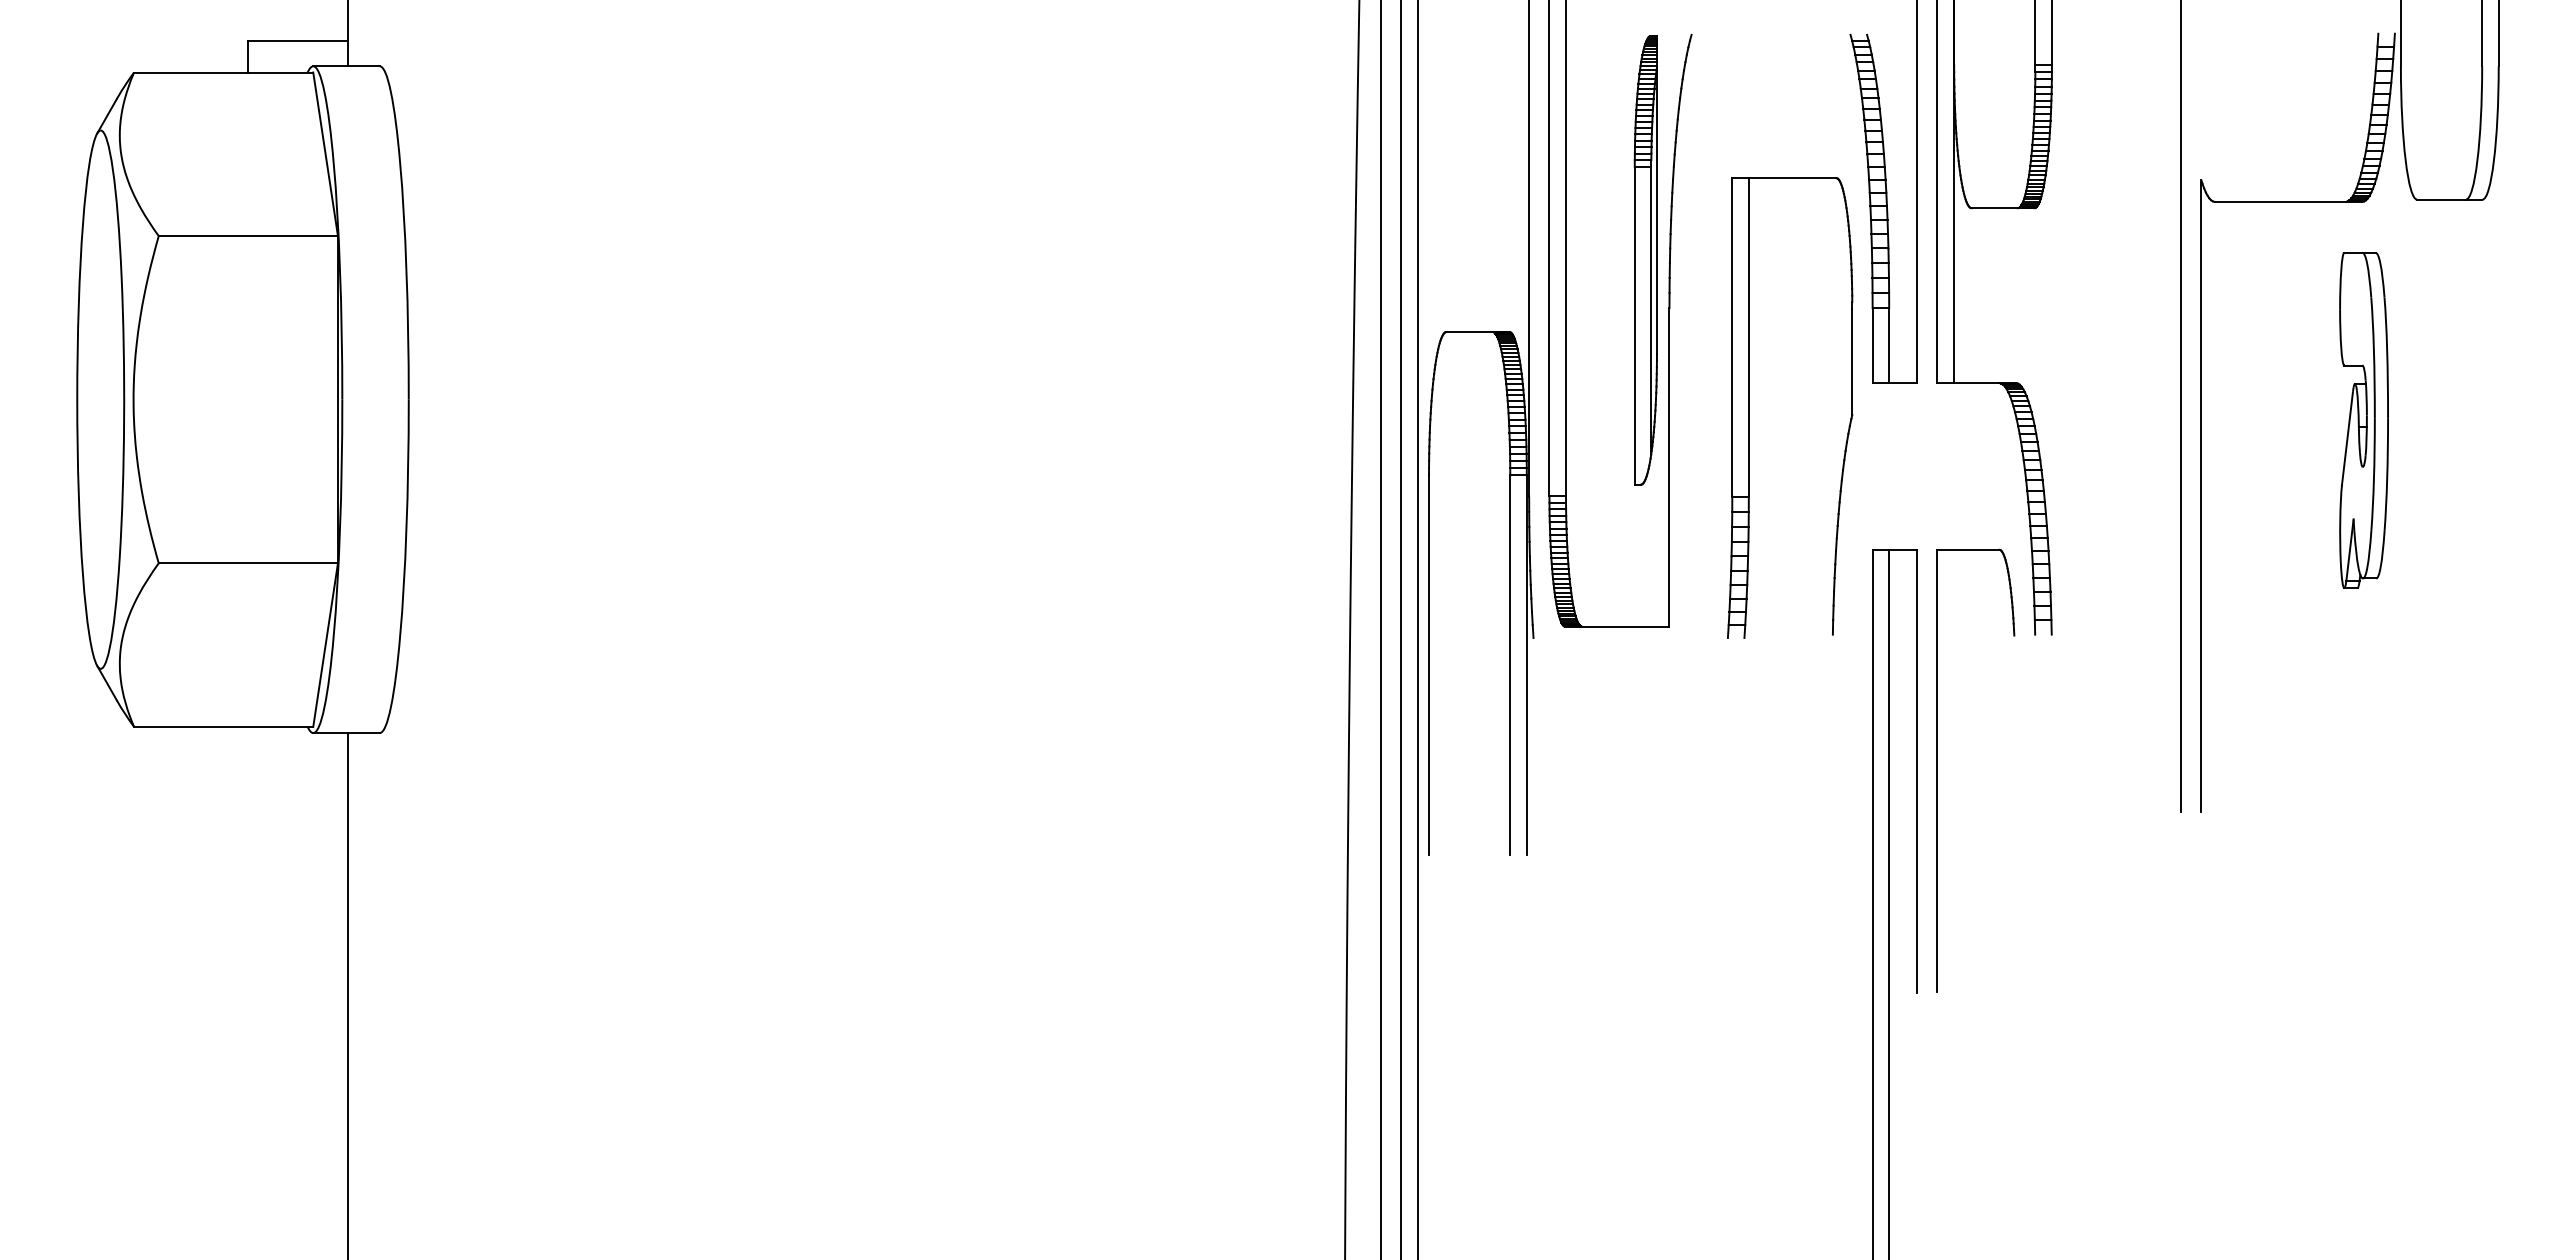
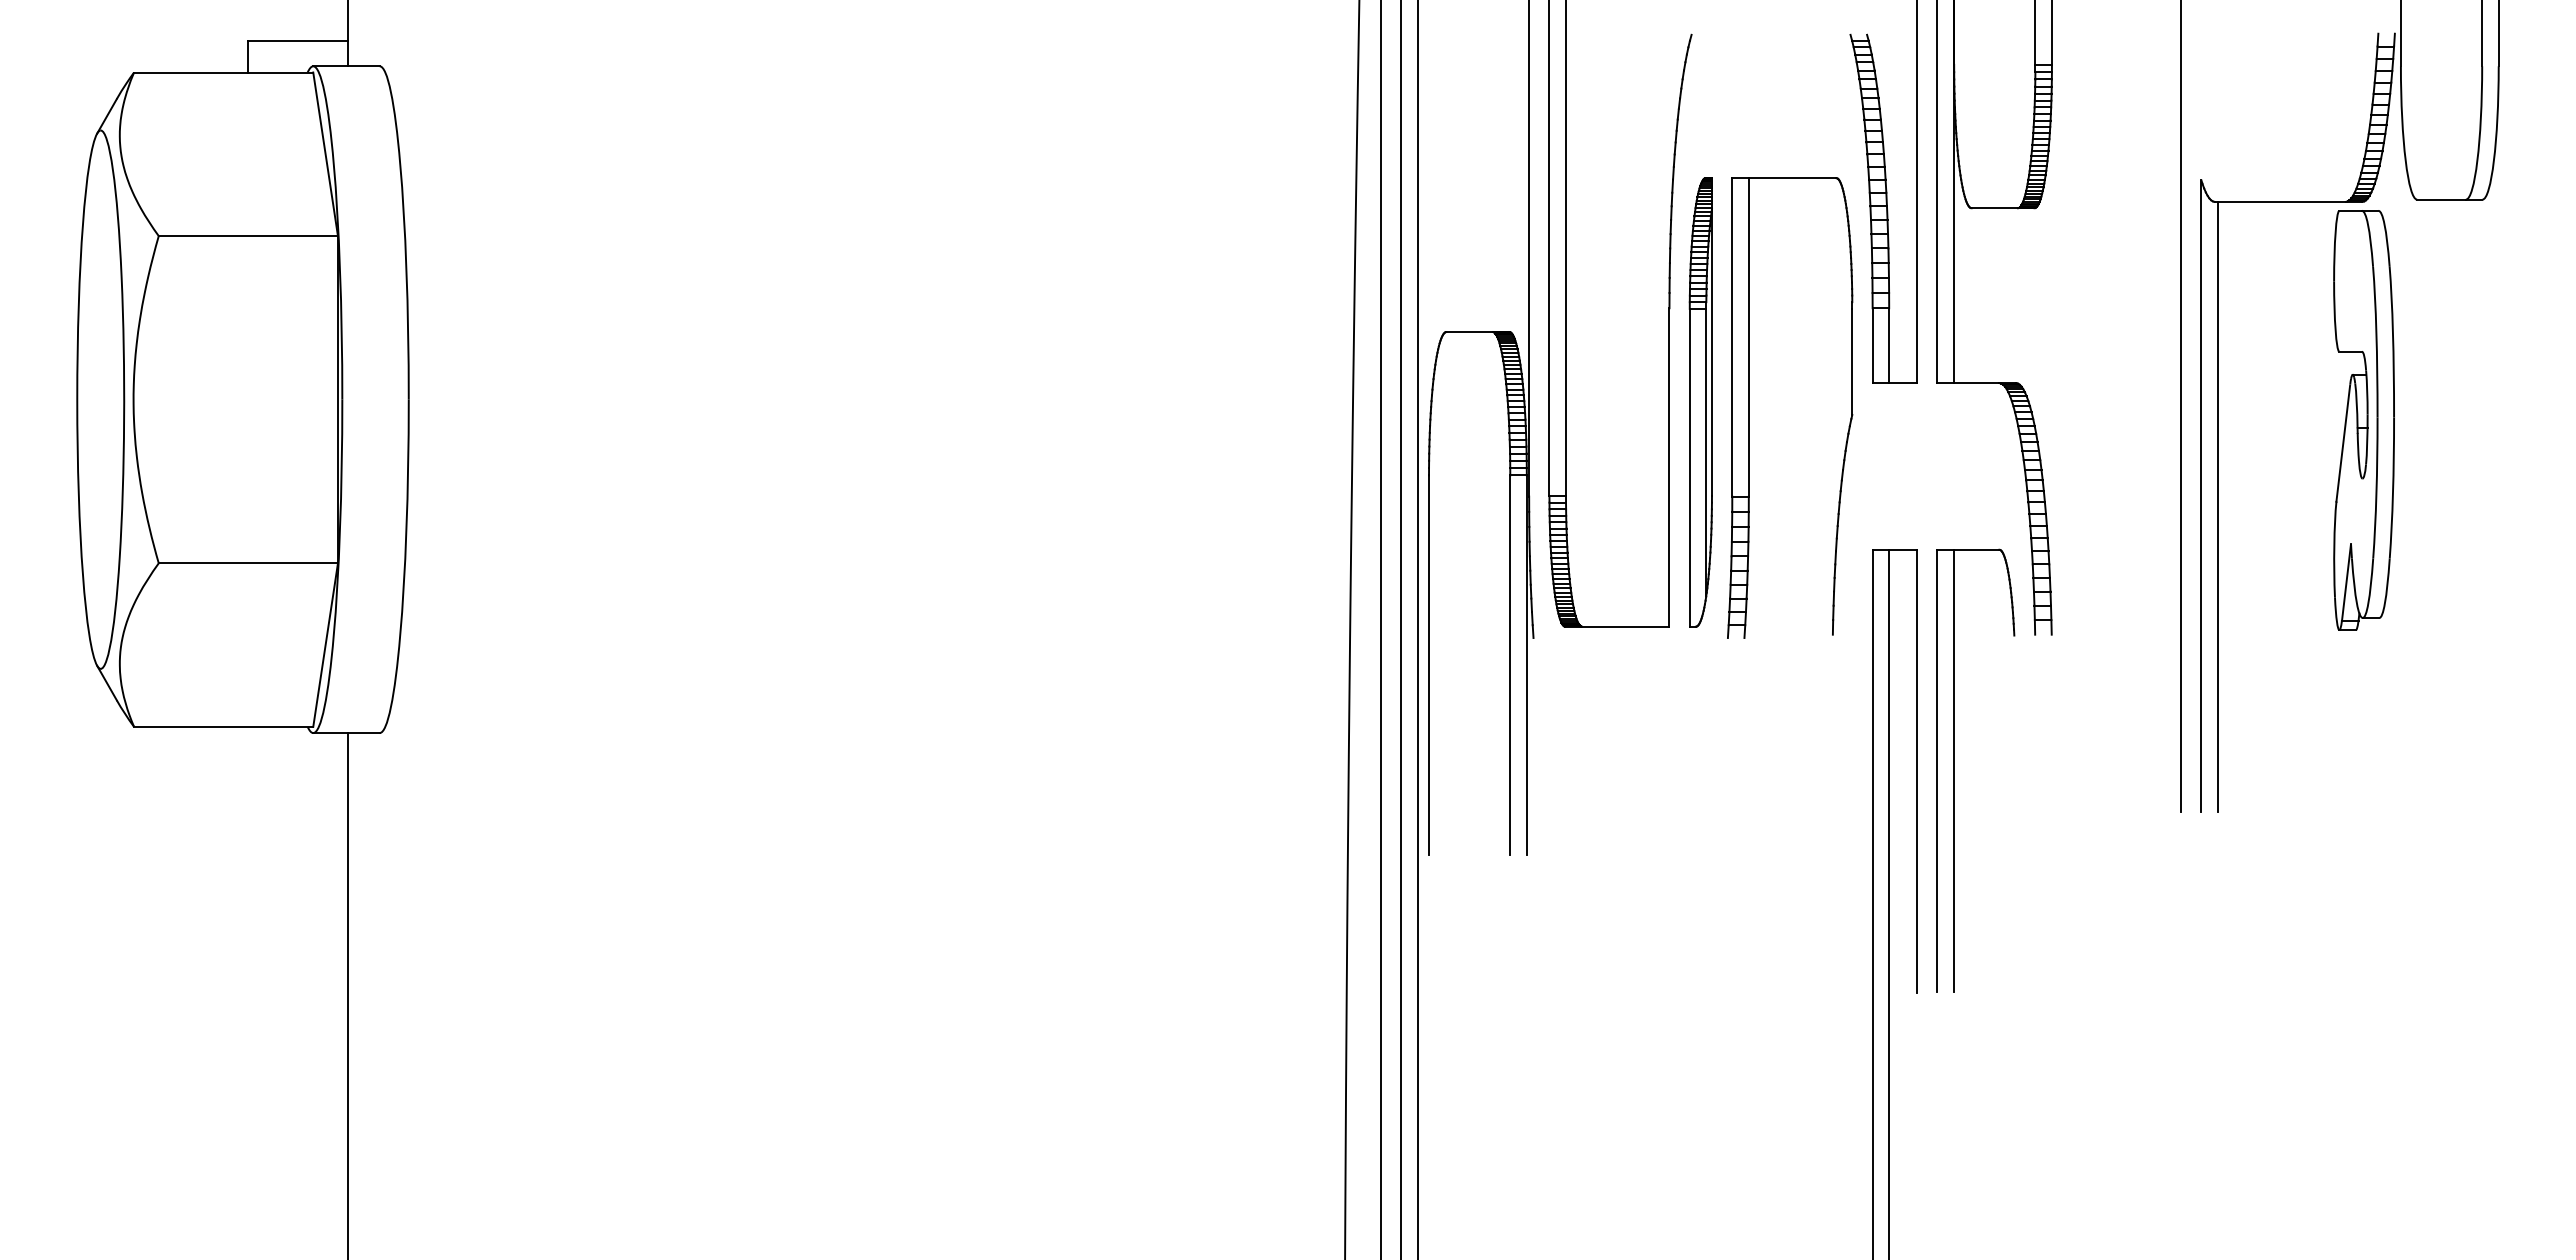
part position: (1645, 260) -> (1700, 402) (1700, 402)
part size: 50x337 px -> 62x421 px (2363, 420)
line: none -> present (2217, 506)
line: none -> present (1953, 770)
